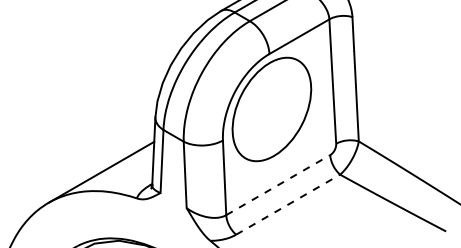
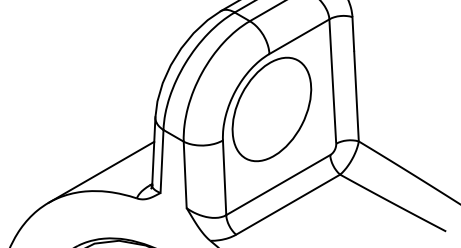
line: dashed -> solid (278, 184)
line: dashed -> solid (288, 204)
